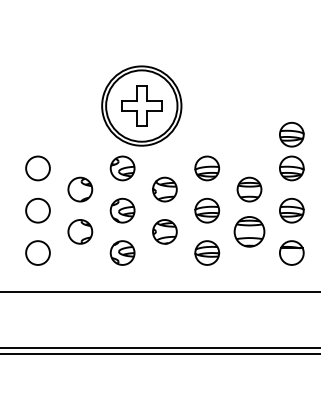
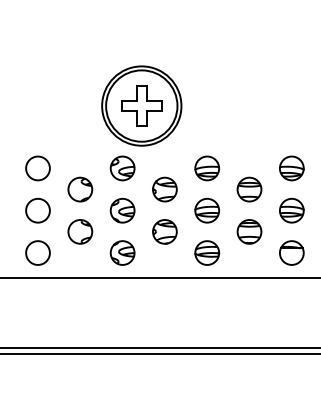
part: present -> none (291, 134)
part size: 33x32 px -> 27x26 px (249, 231)
line position: (159, 291) -> (159, 277) (159, 277)
